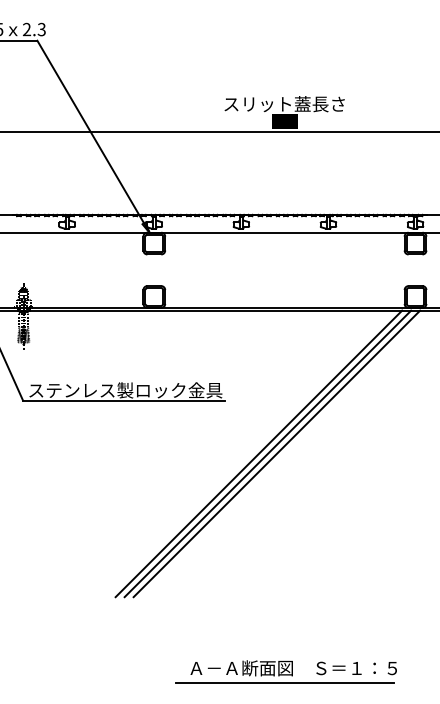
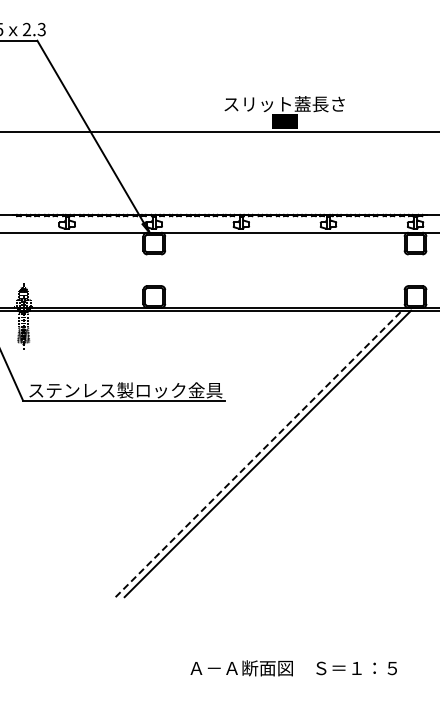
line: solid -> dashed (258, 453)
line: present -> none (276, 453)
line: present -> none (284, 682)
